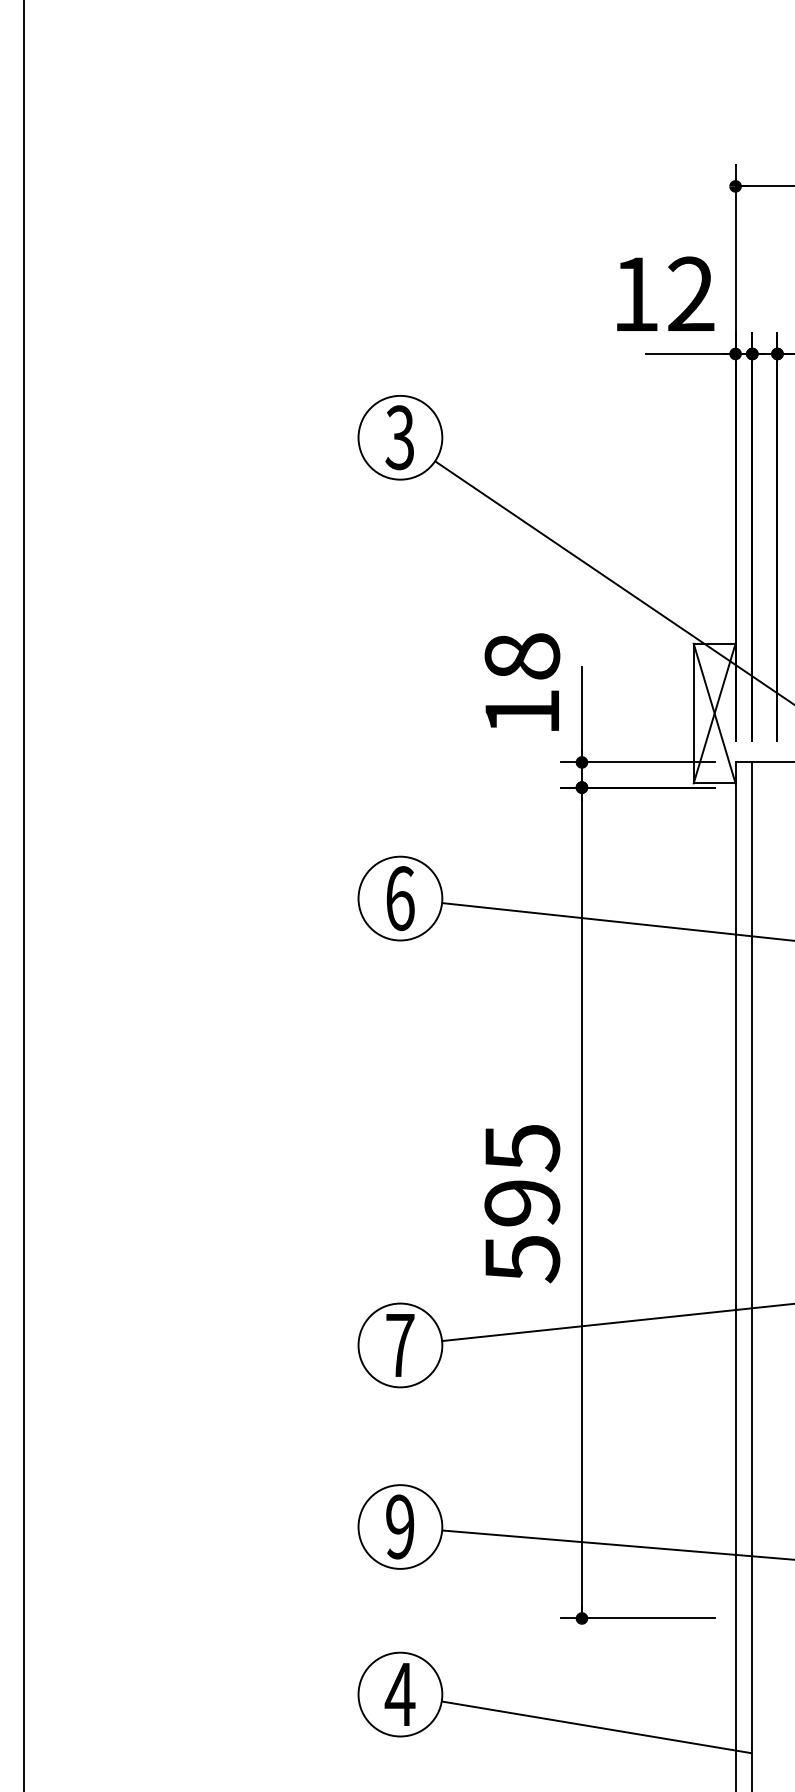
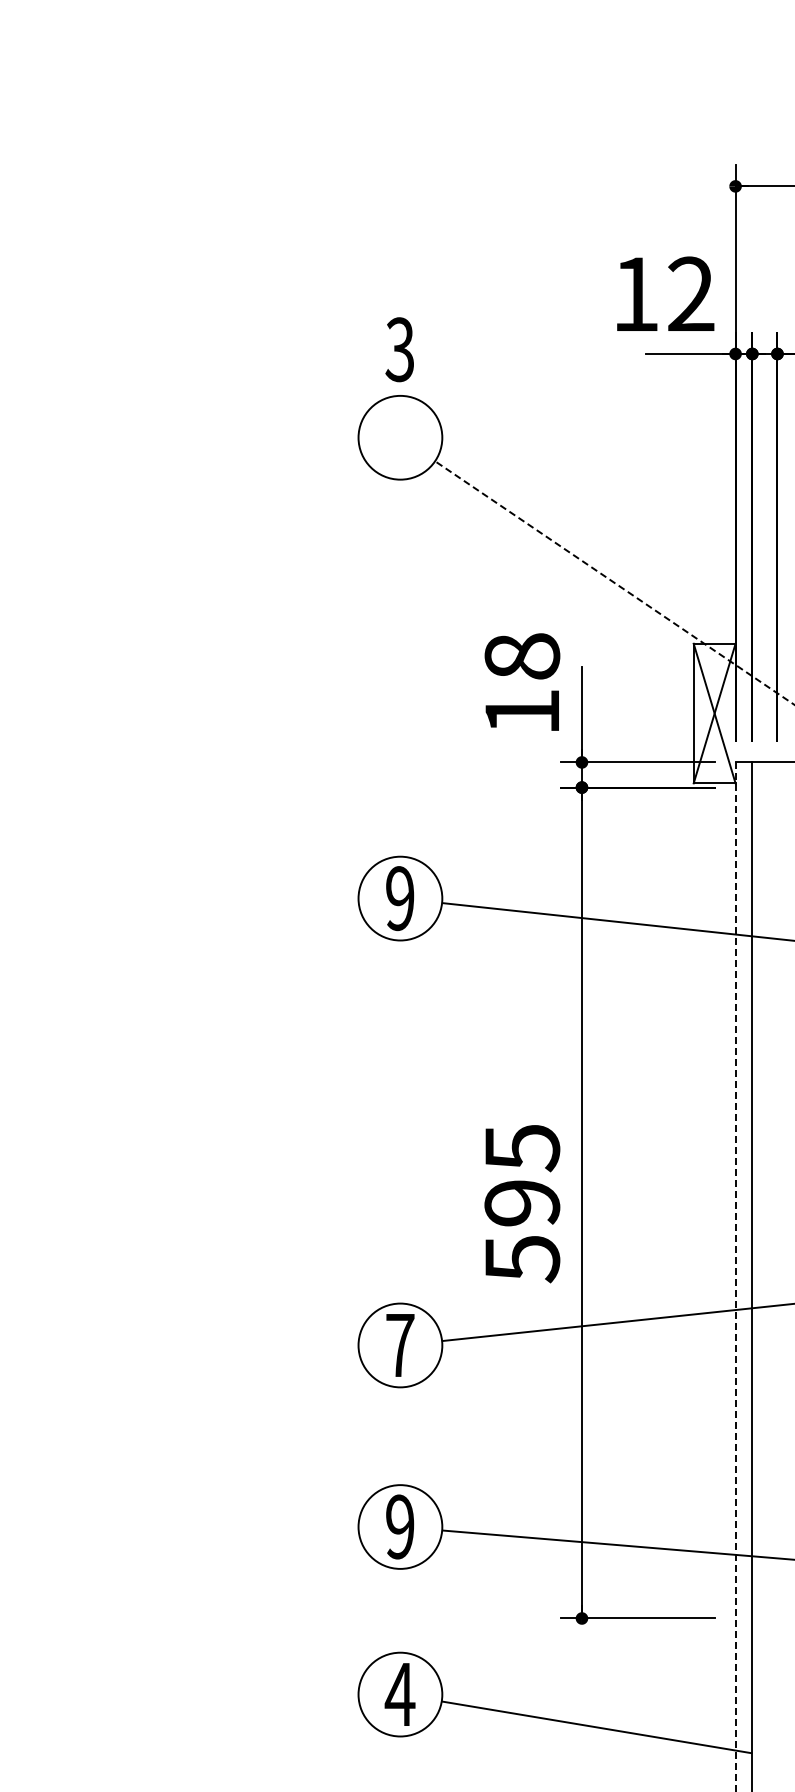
text position: (399, 437) -> (399, 349) (399, 349)
line: solid -> dashed (614, 582)
line: present -> none (23, 895)
text: 6 -> 9 (400, 898)
line: solid -> dashed (735, 1277)
